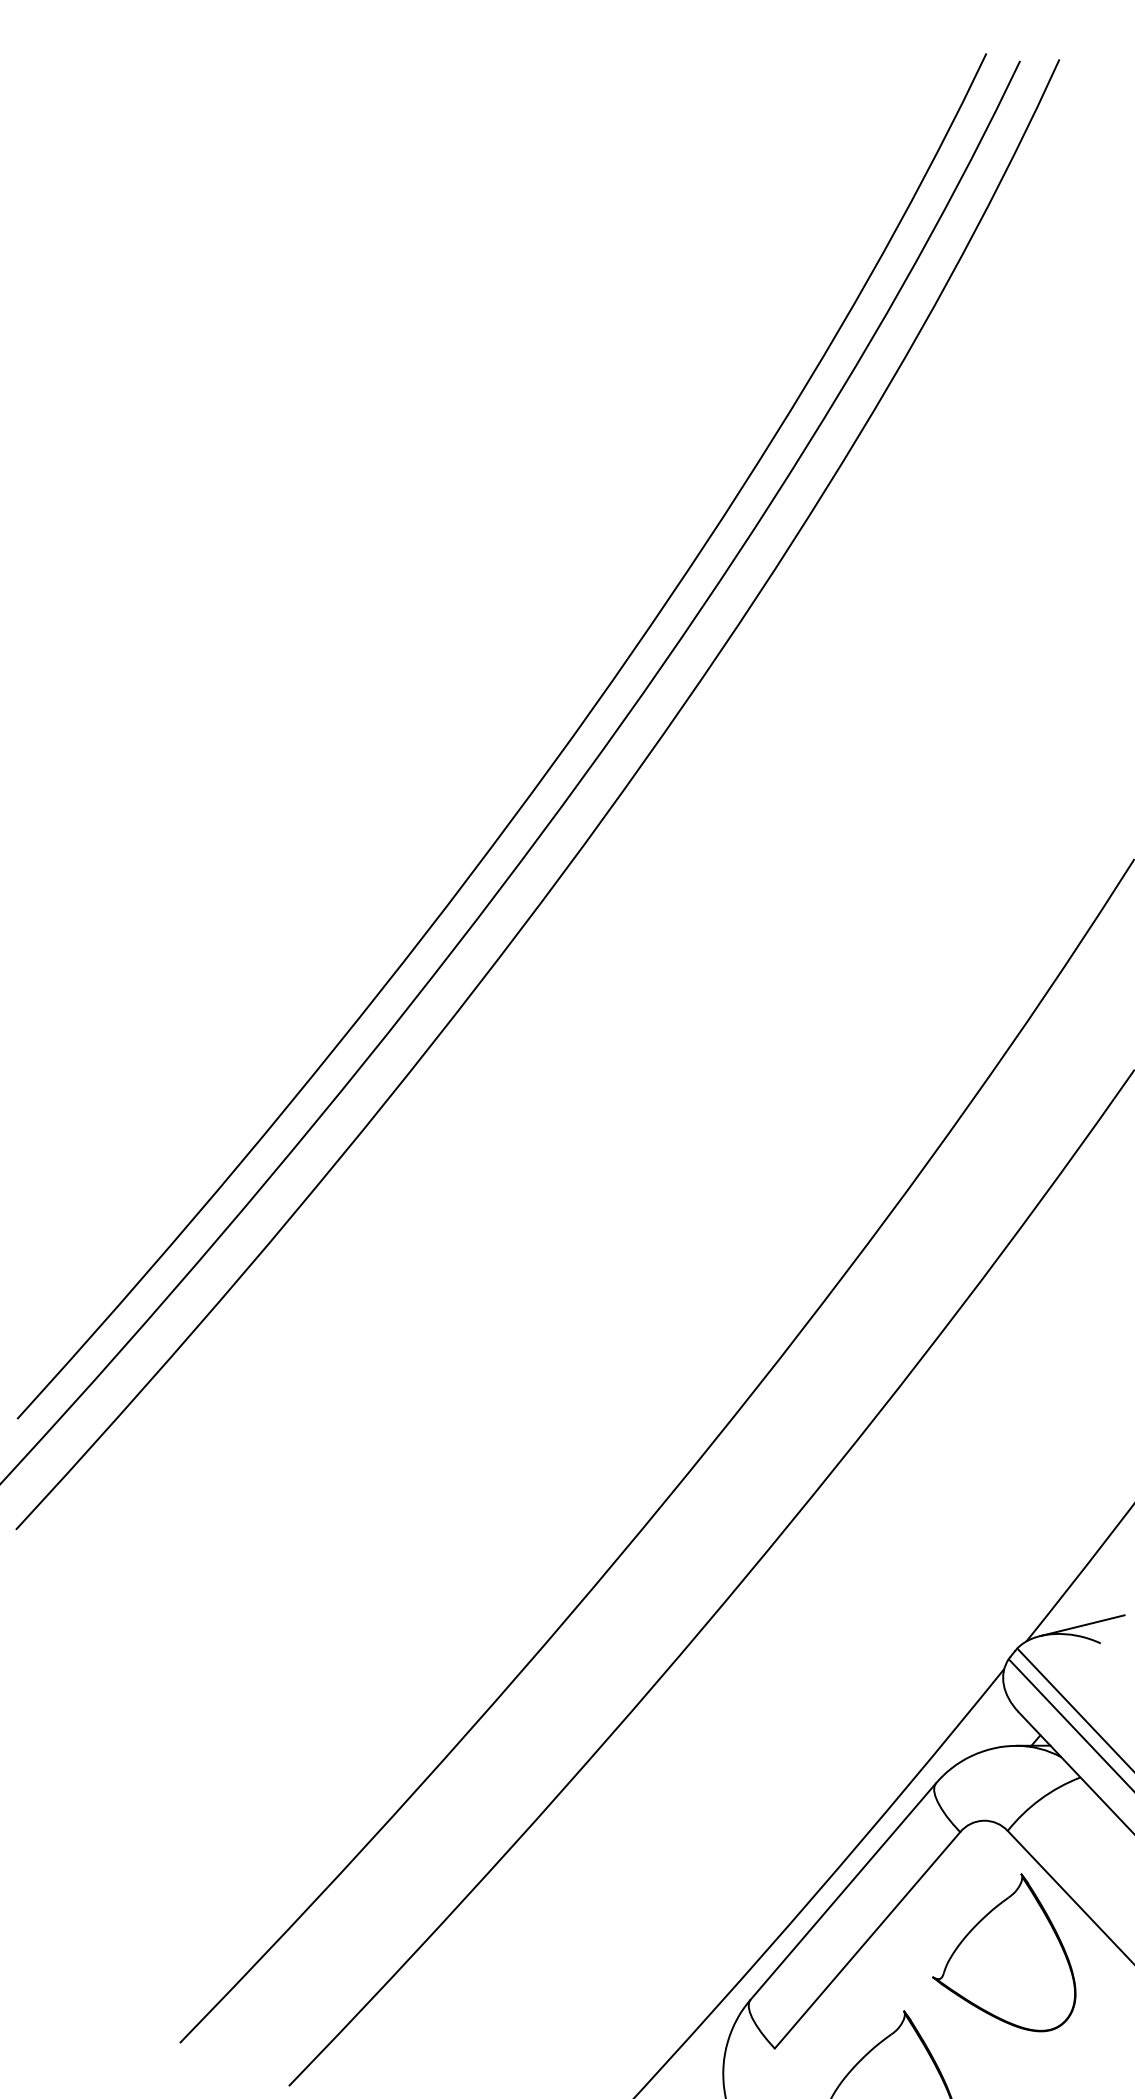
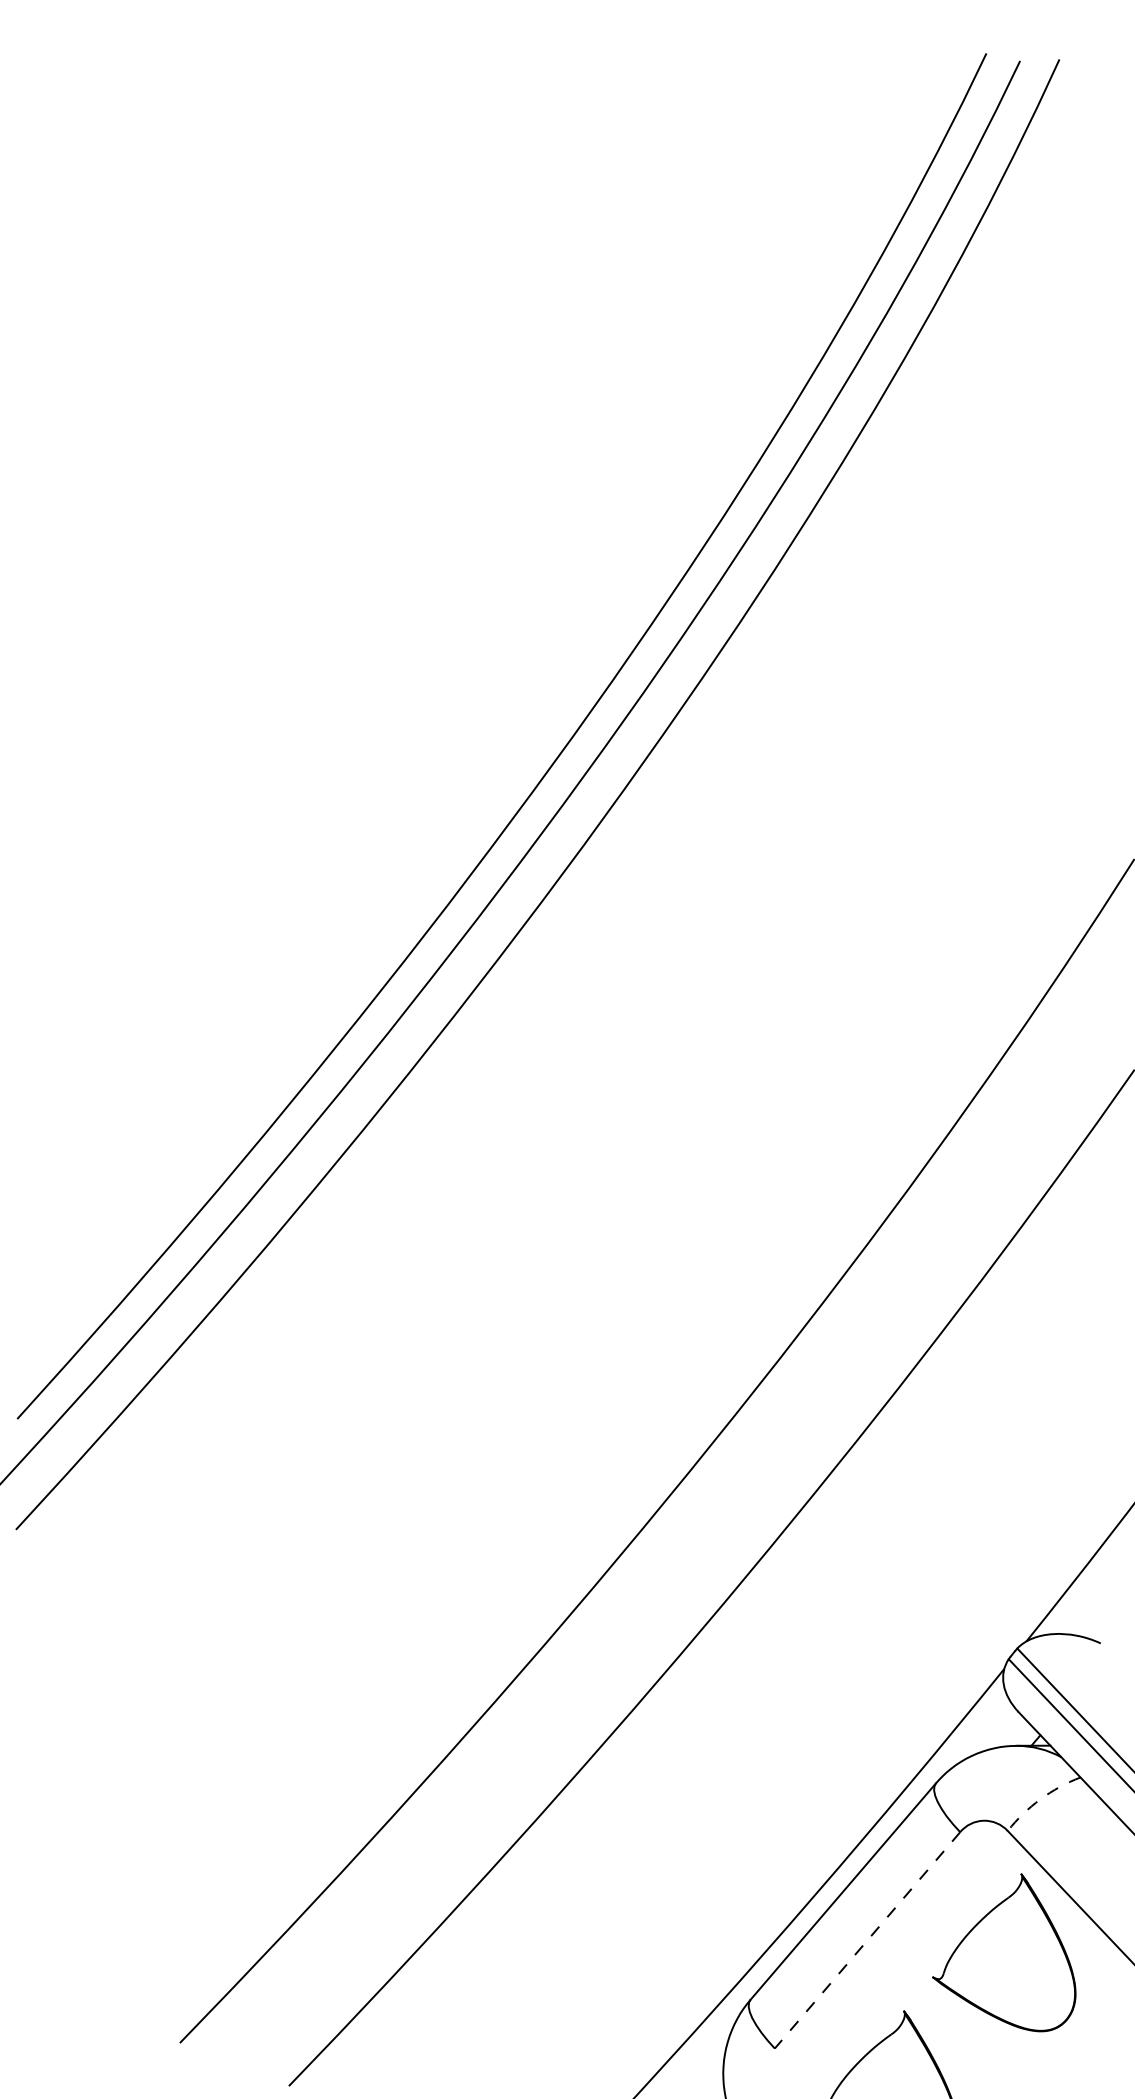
line: present -> none (1082, 1625)
arc: solid -> dashed (1040, 1799)
line: solid -> dashed (867, 1940)
